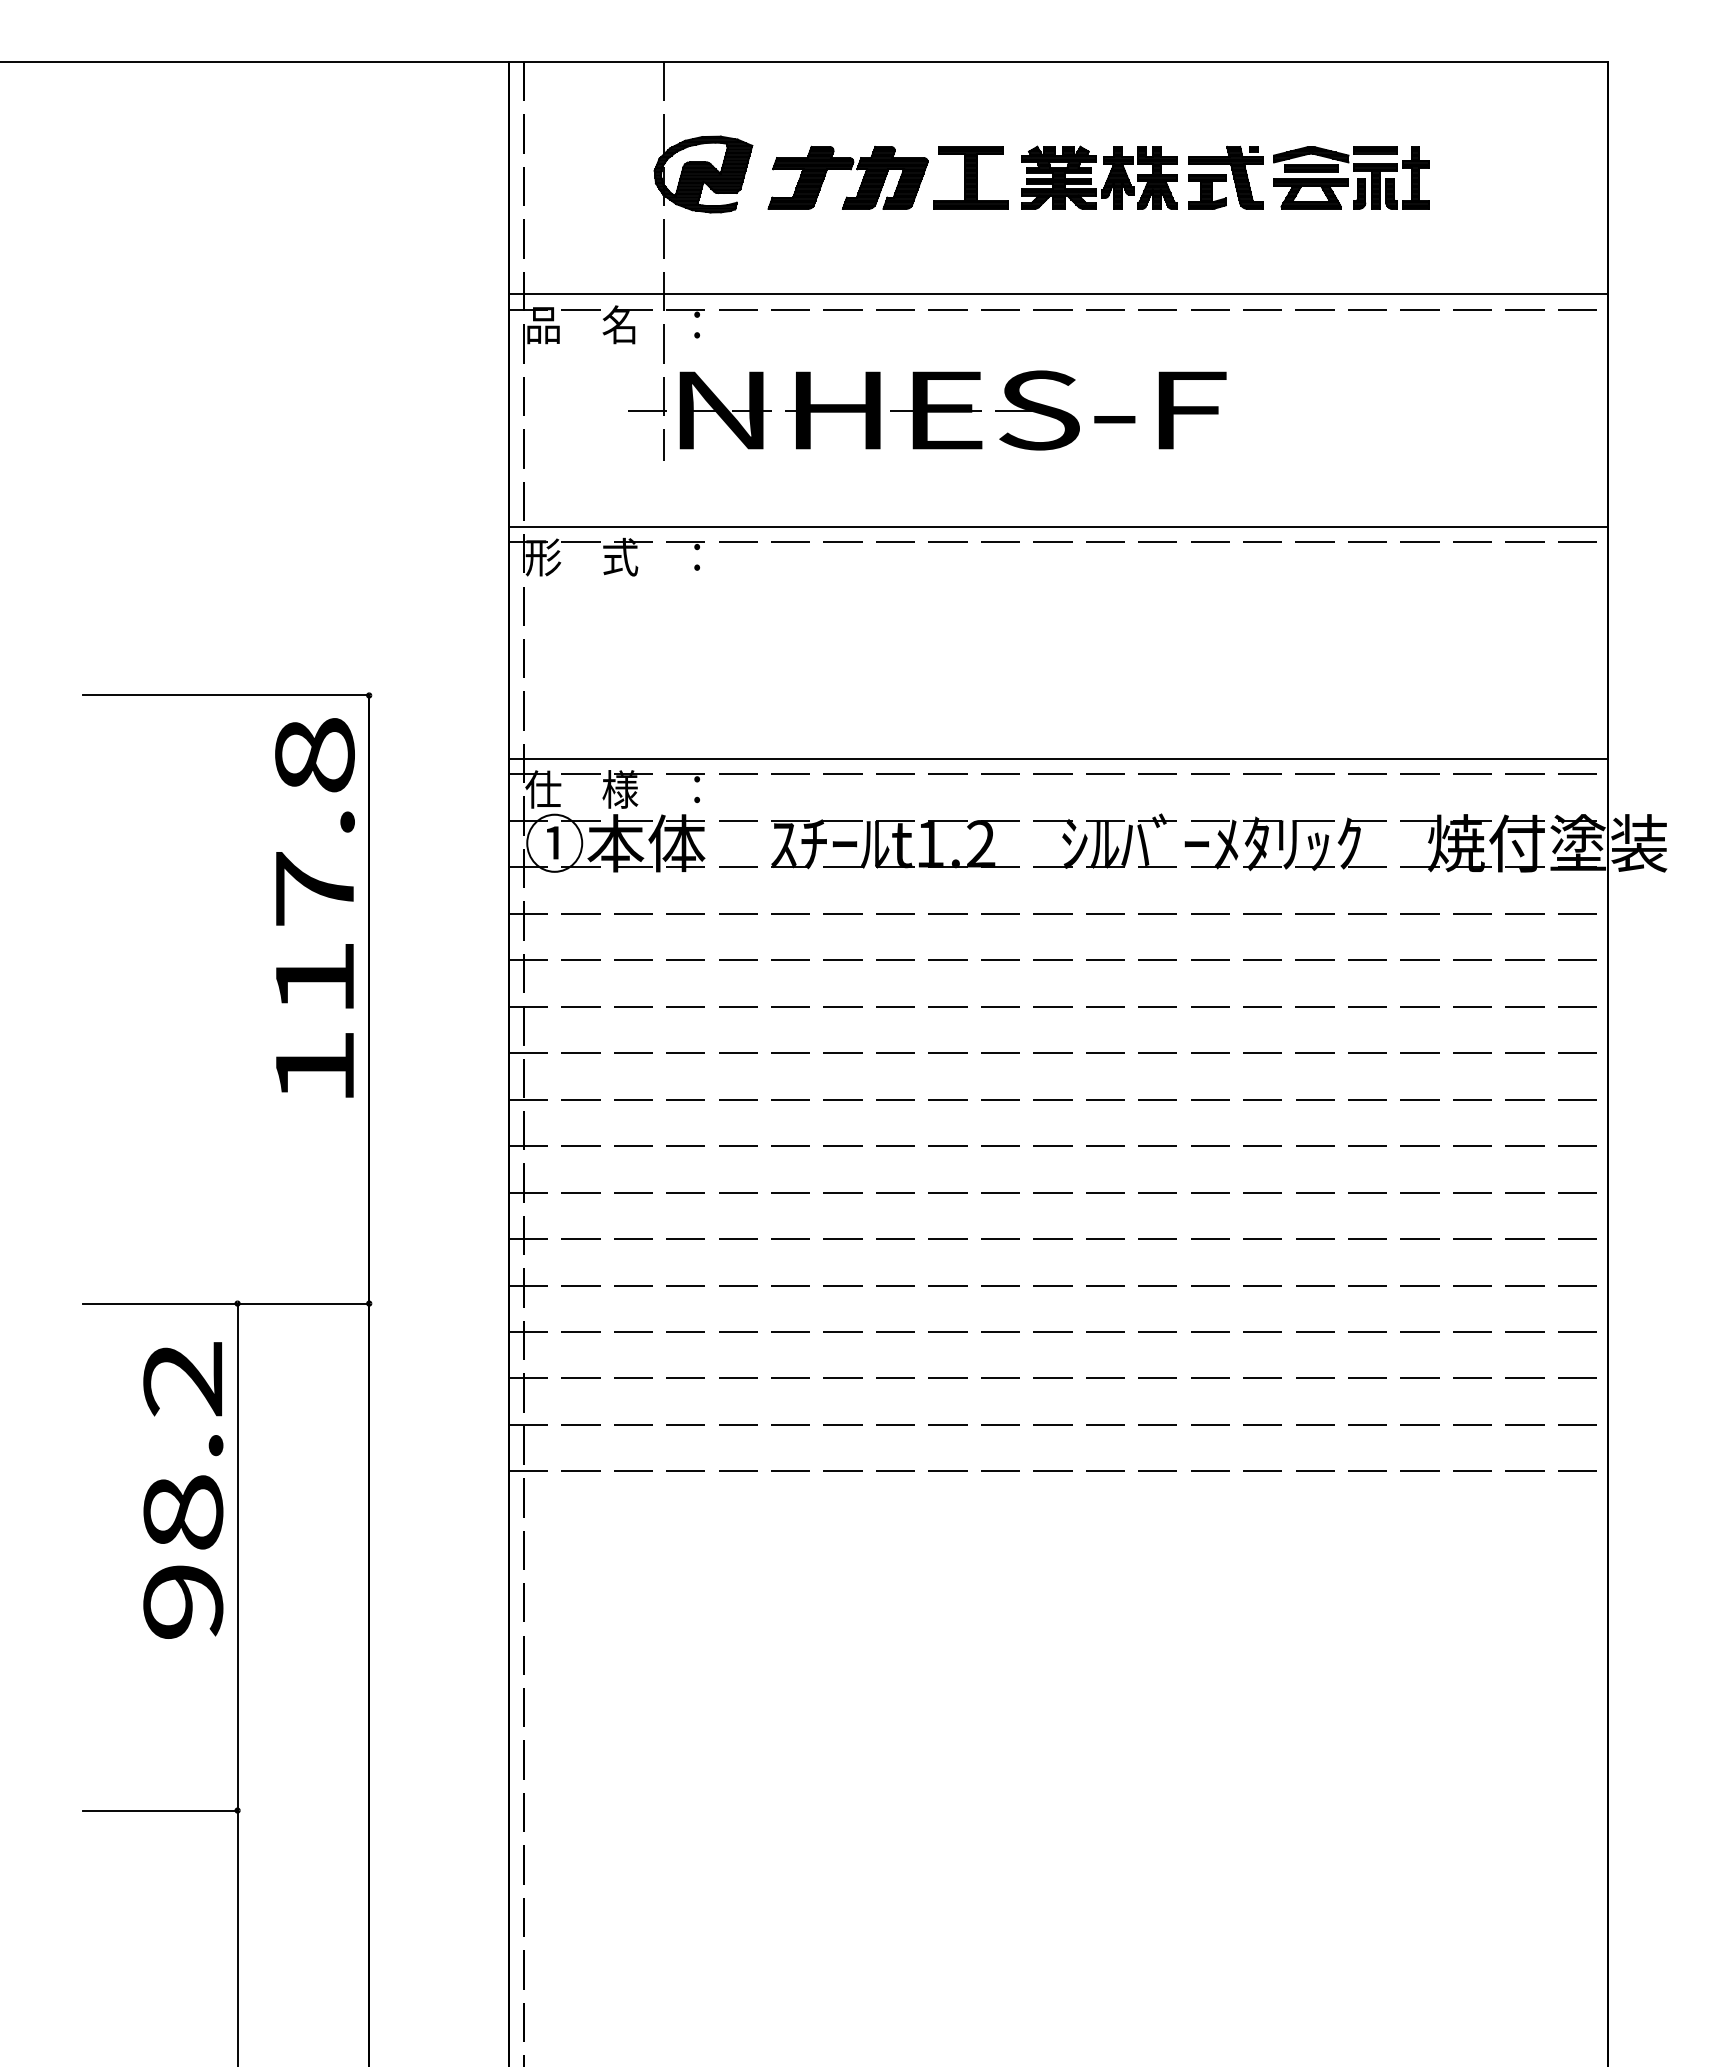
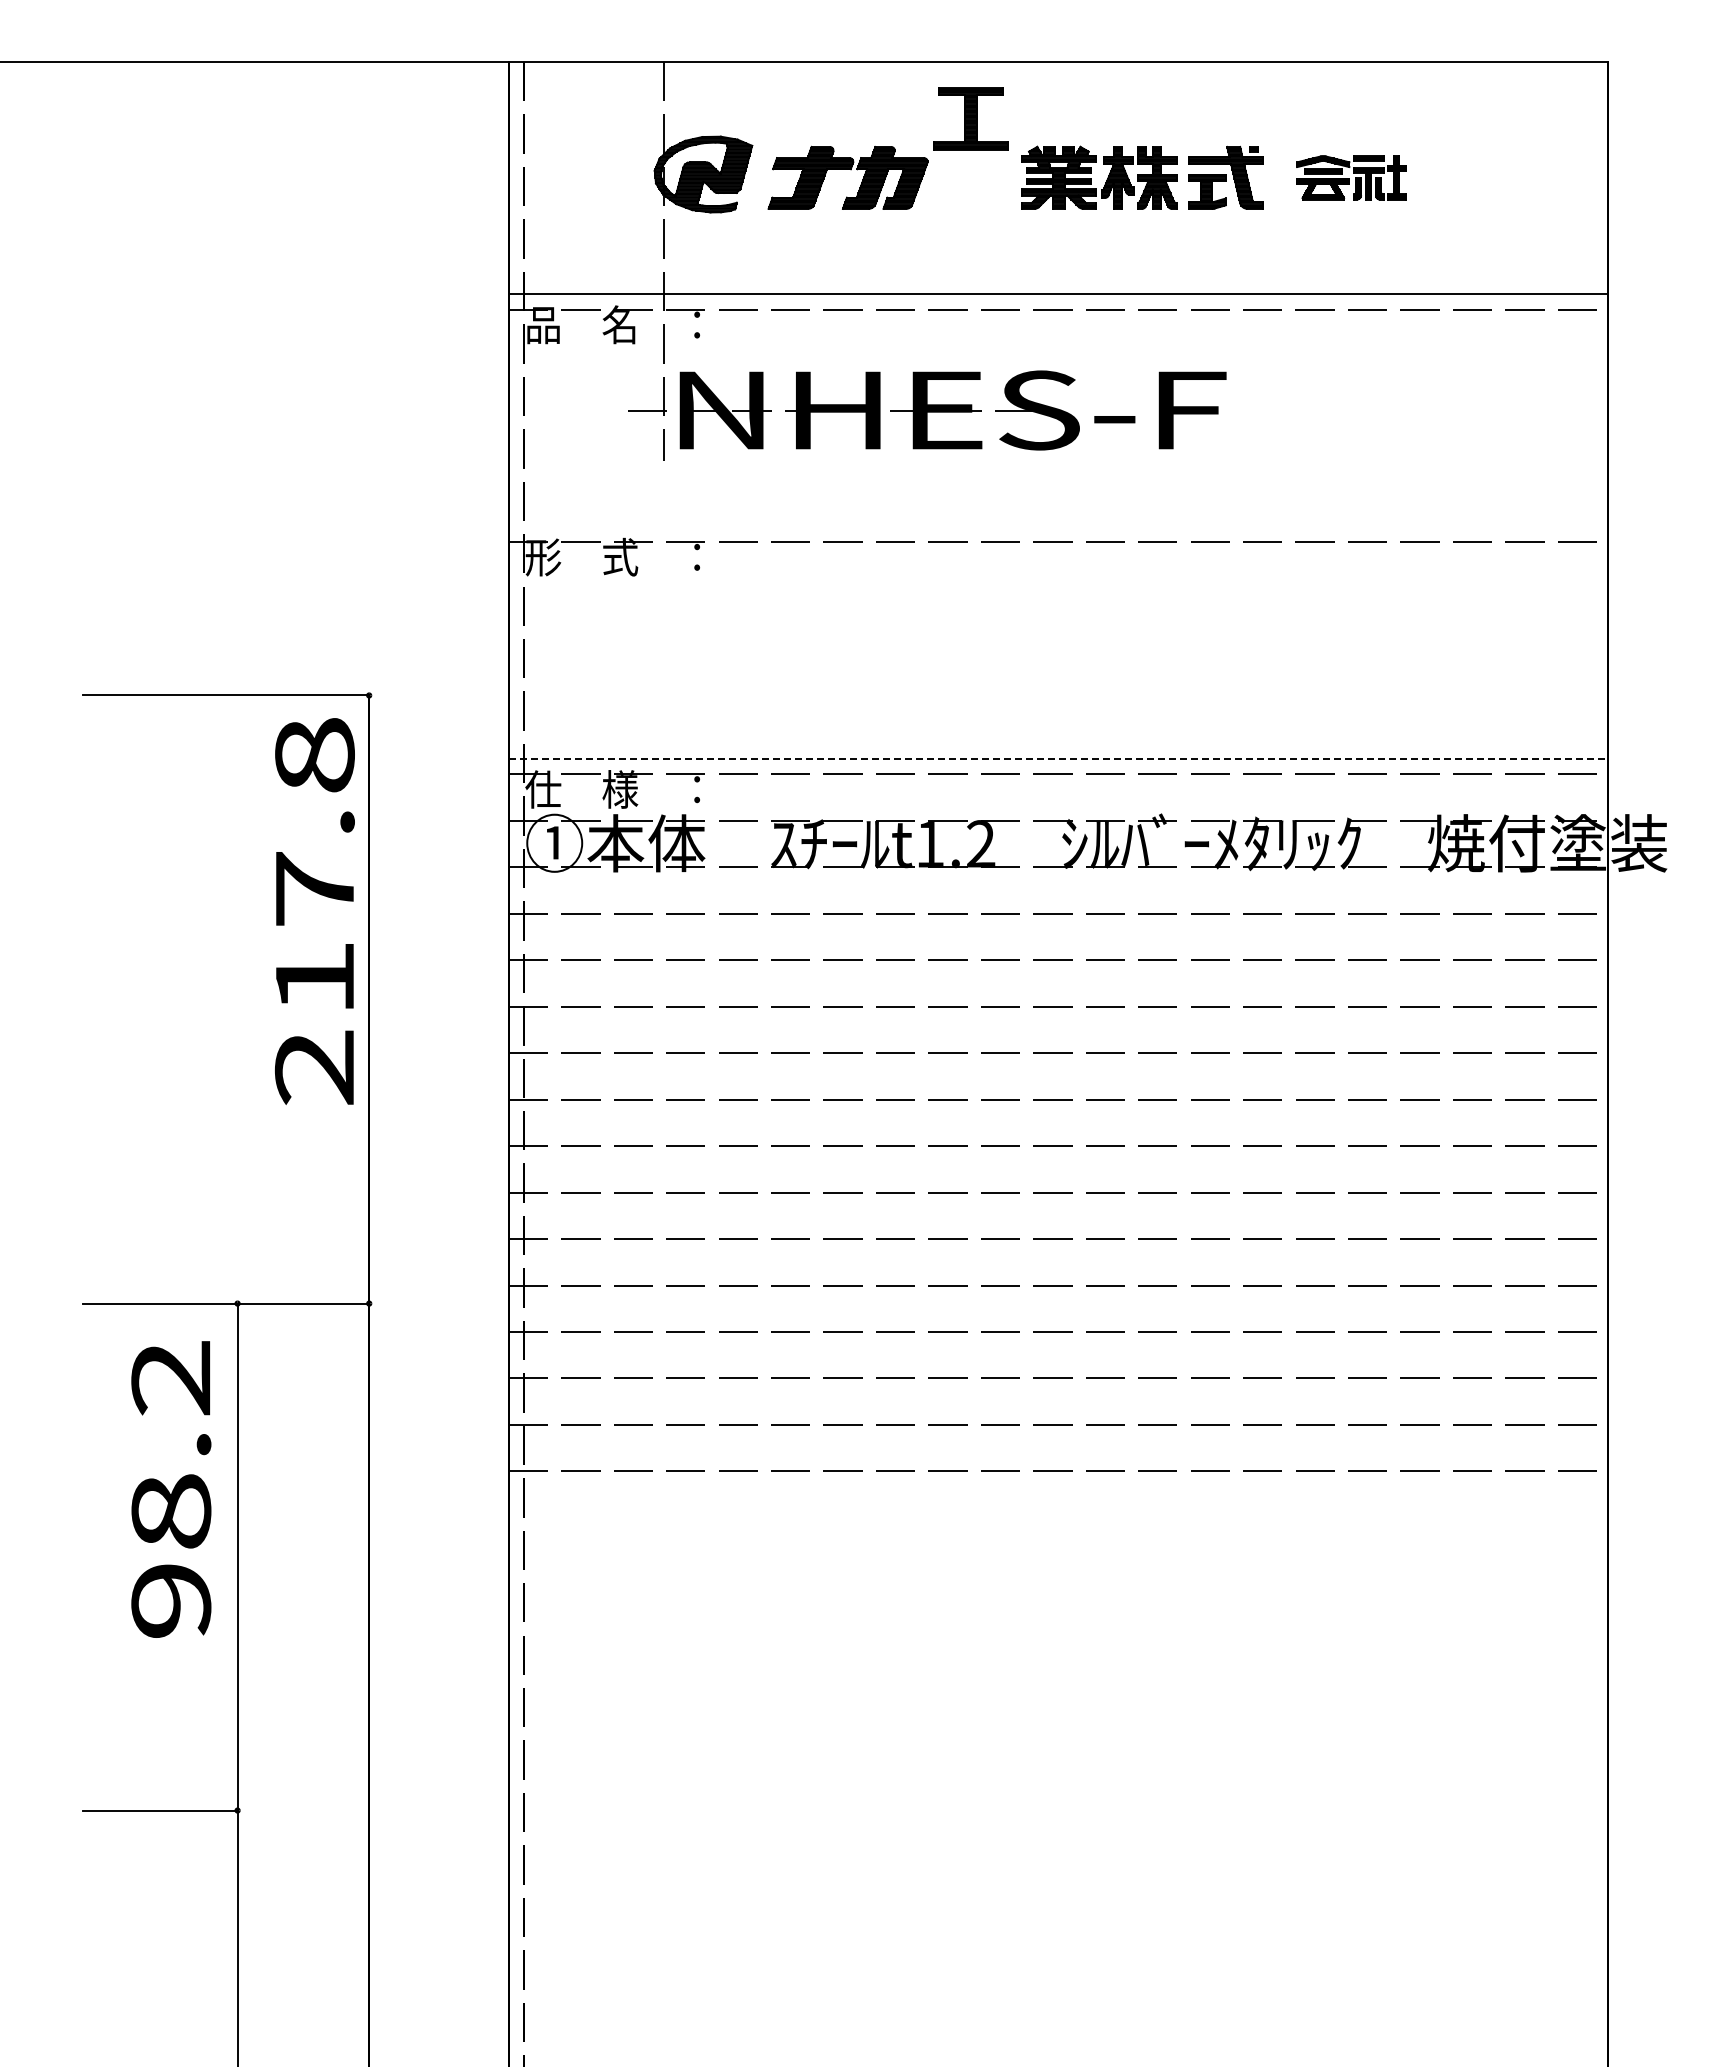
part position: (970, 177) -> (970, 118) (970, 118)
part size: 157x64 px -> 111x46 px (1351, 177)
line: present -> none (1058, 526)
line: solid -> dashed (1058, 758)
text: 117.8 -> 217.8 (313, 1067)
text position: (183, 1490) -> (171, 1489) (171, 1489)
